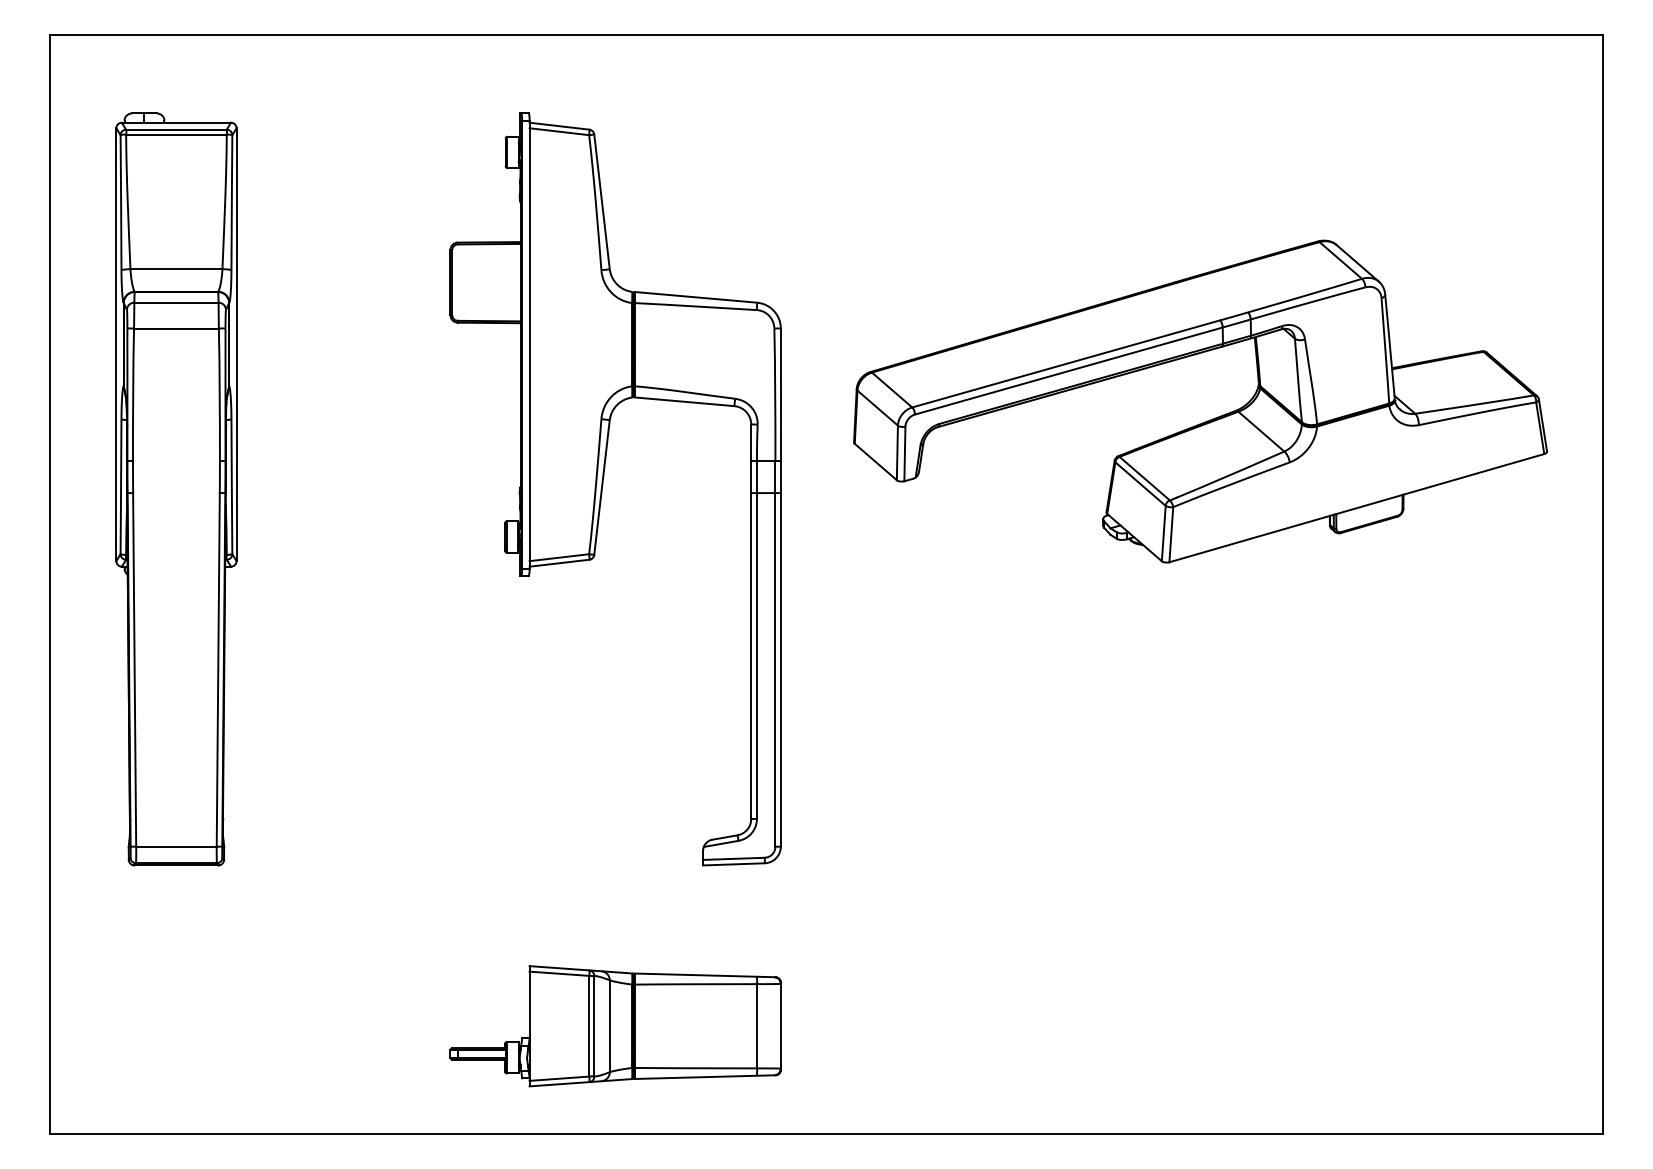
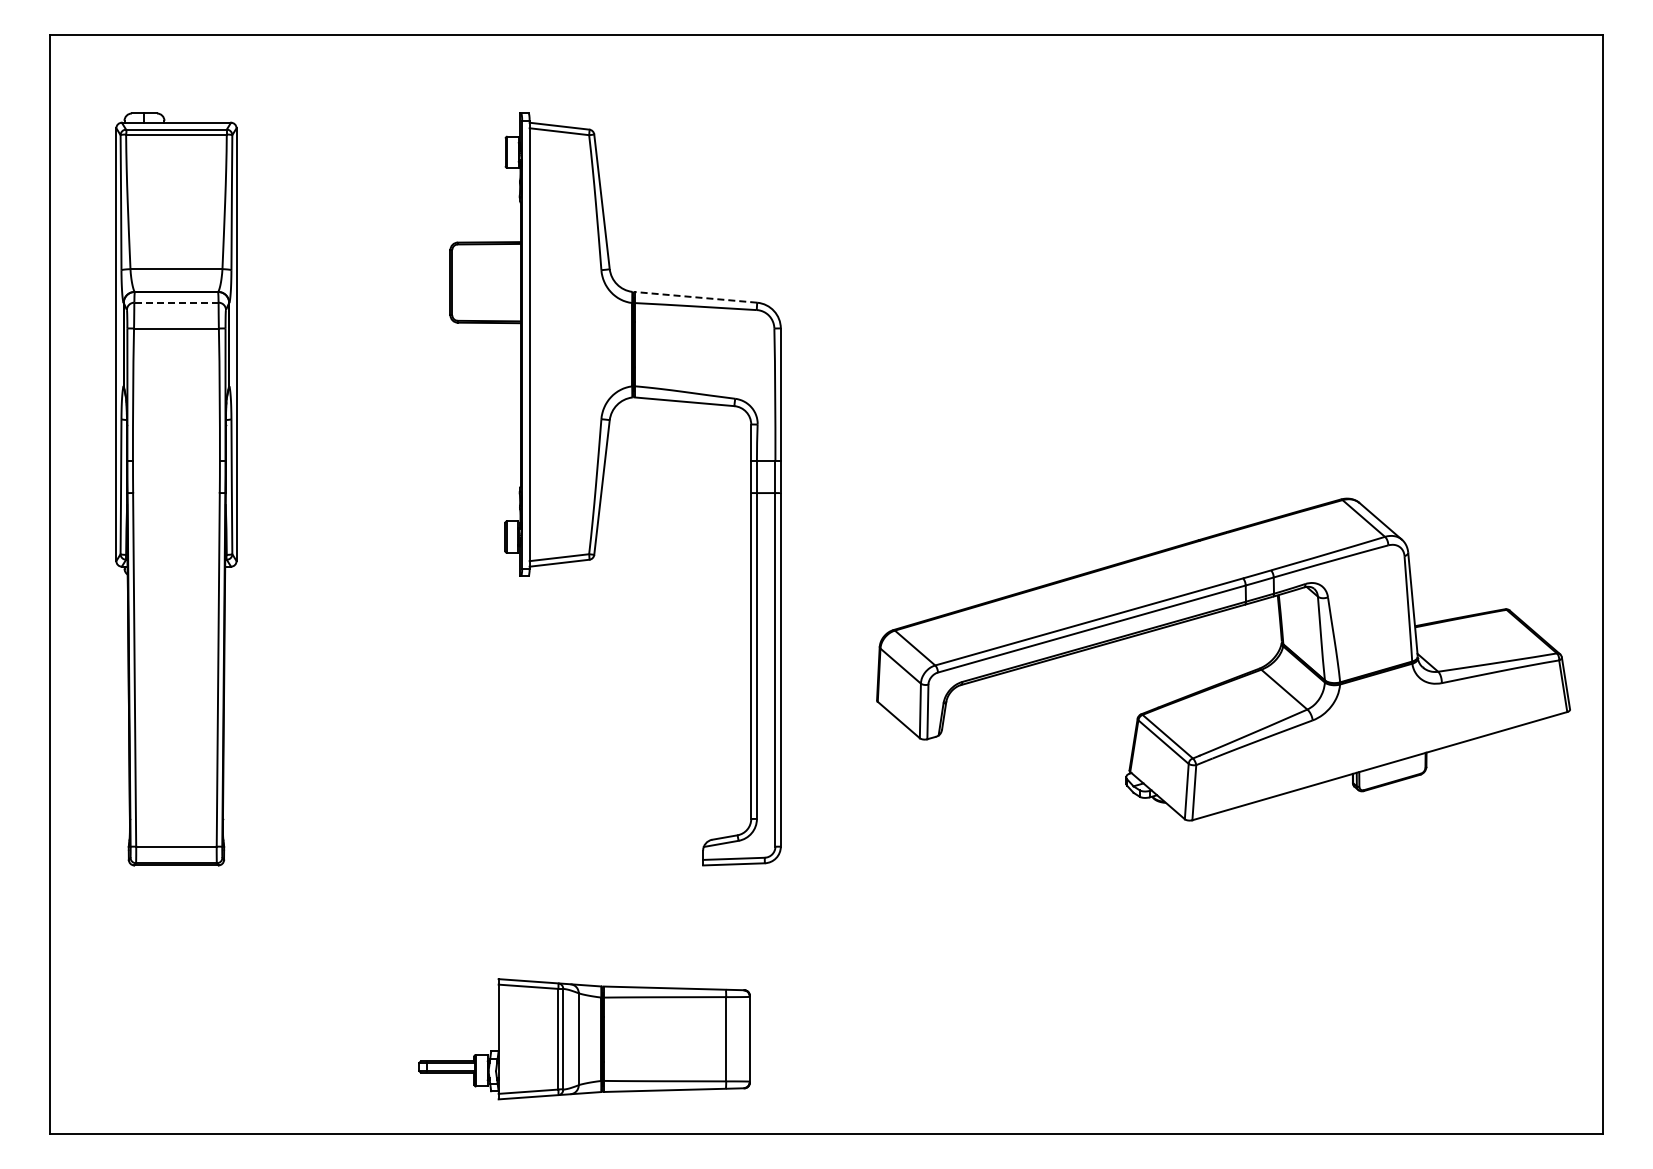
line: solid -> dashed (695, 297)
line: solid -> dashed (175, 302)
part position: (1207, 420) -> (1230, 678) (1230, 678)
part position: (615, 1026) -> (584, 1039) (584, 1039)
